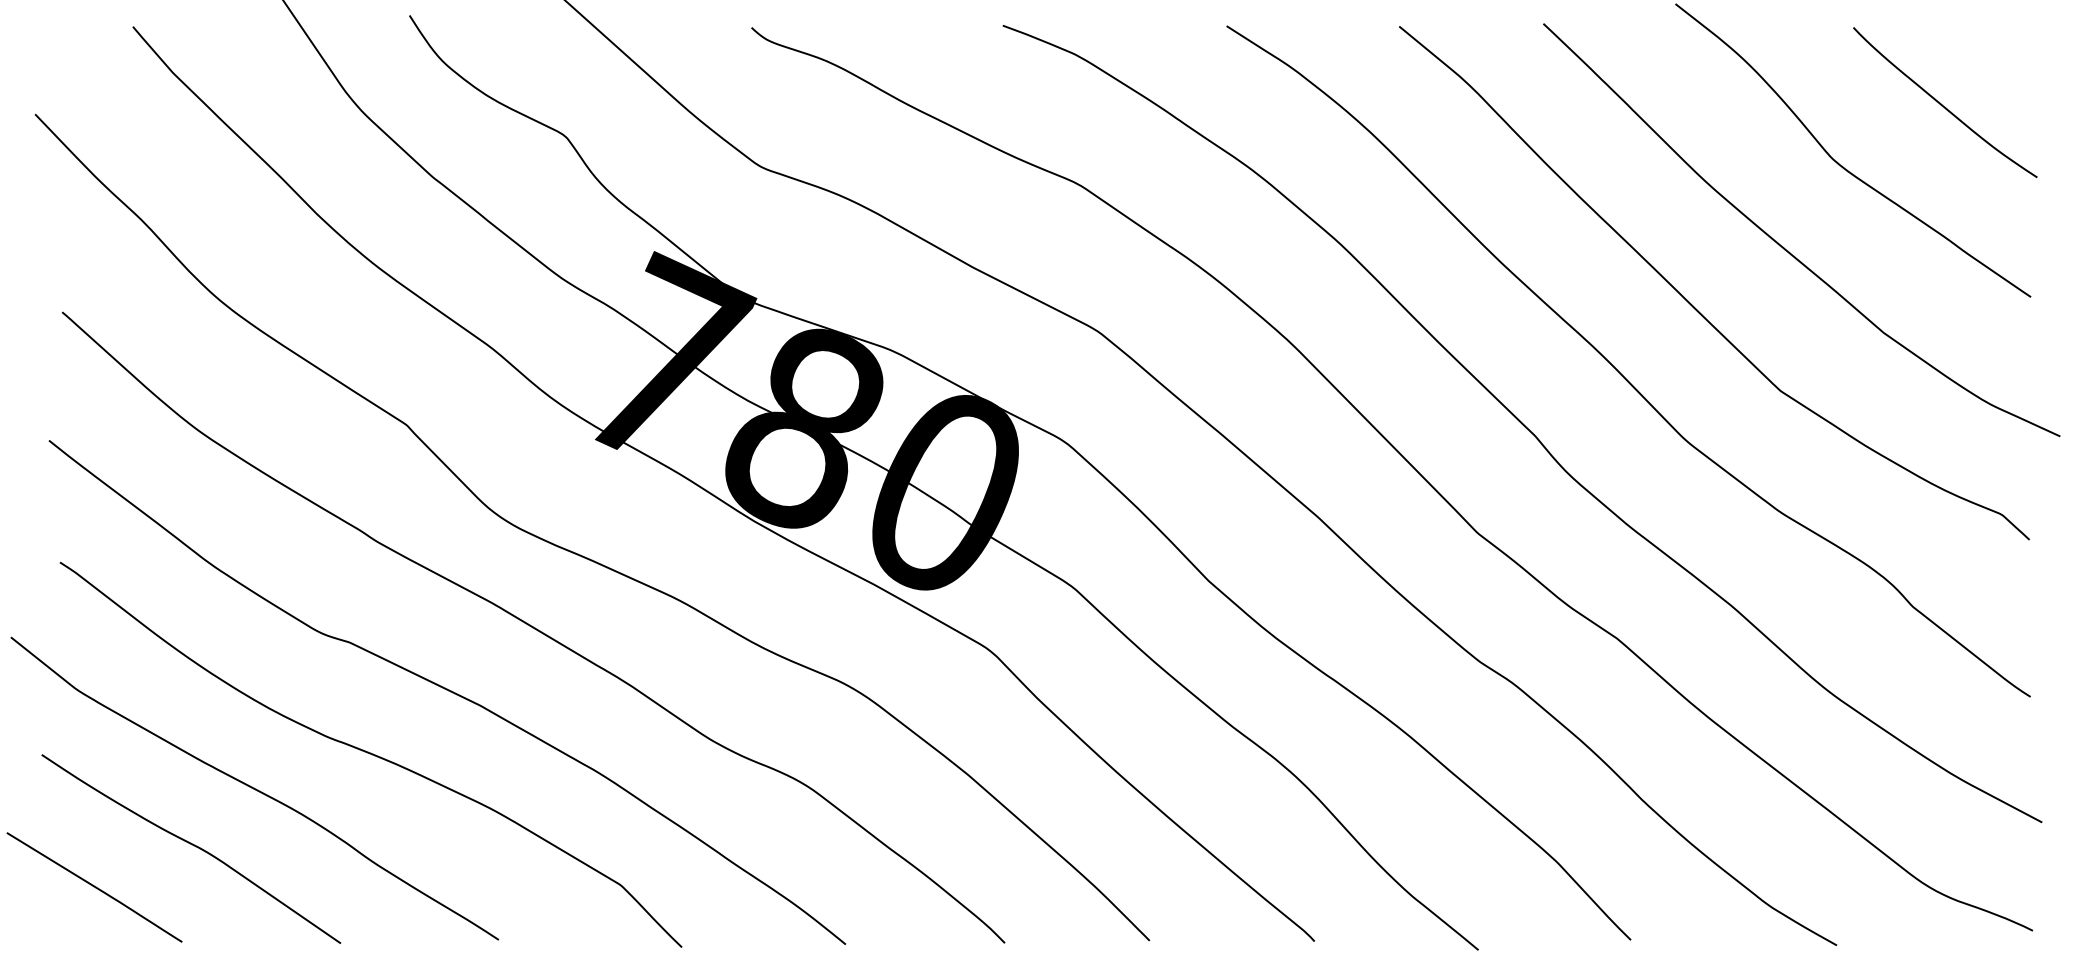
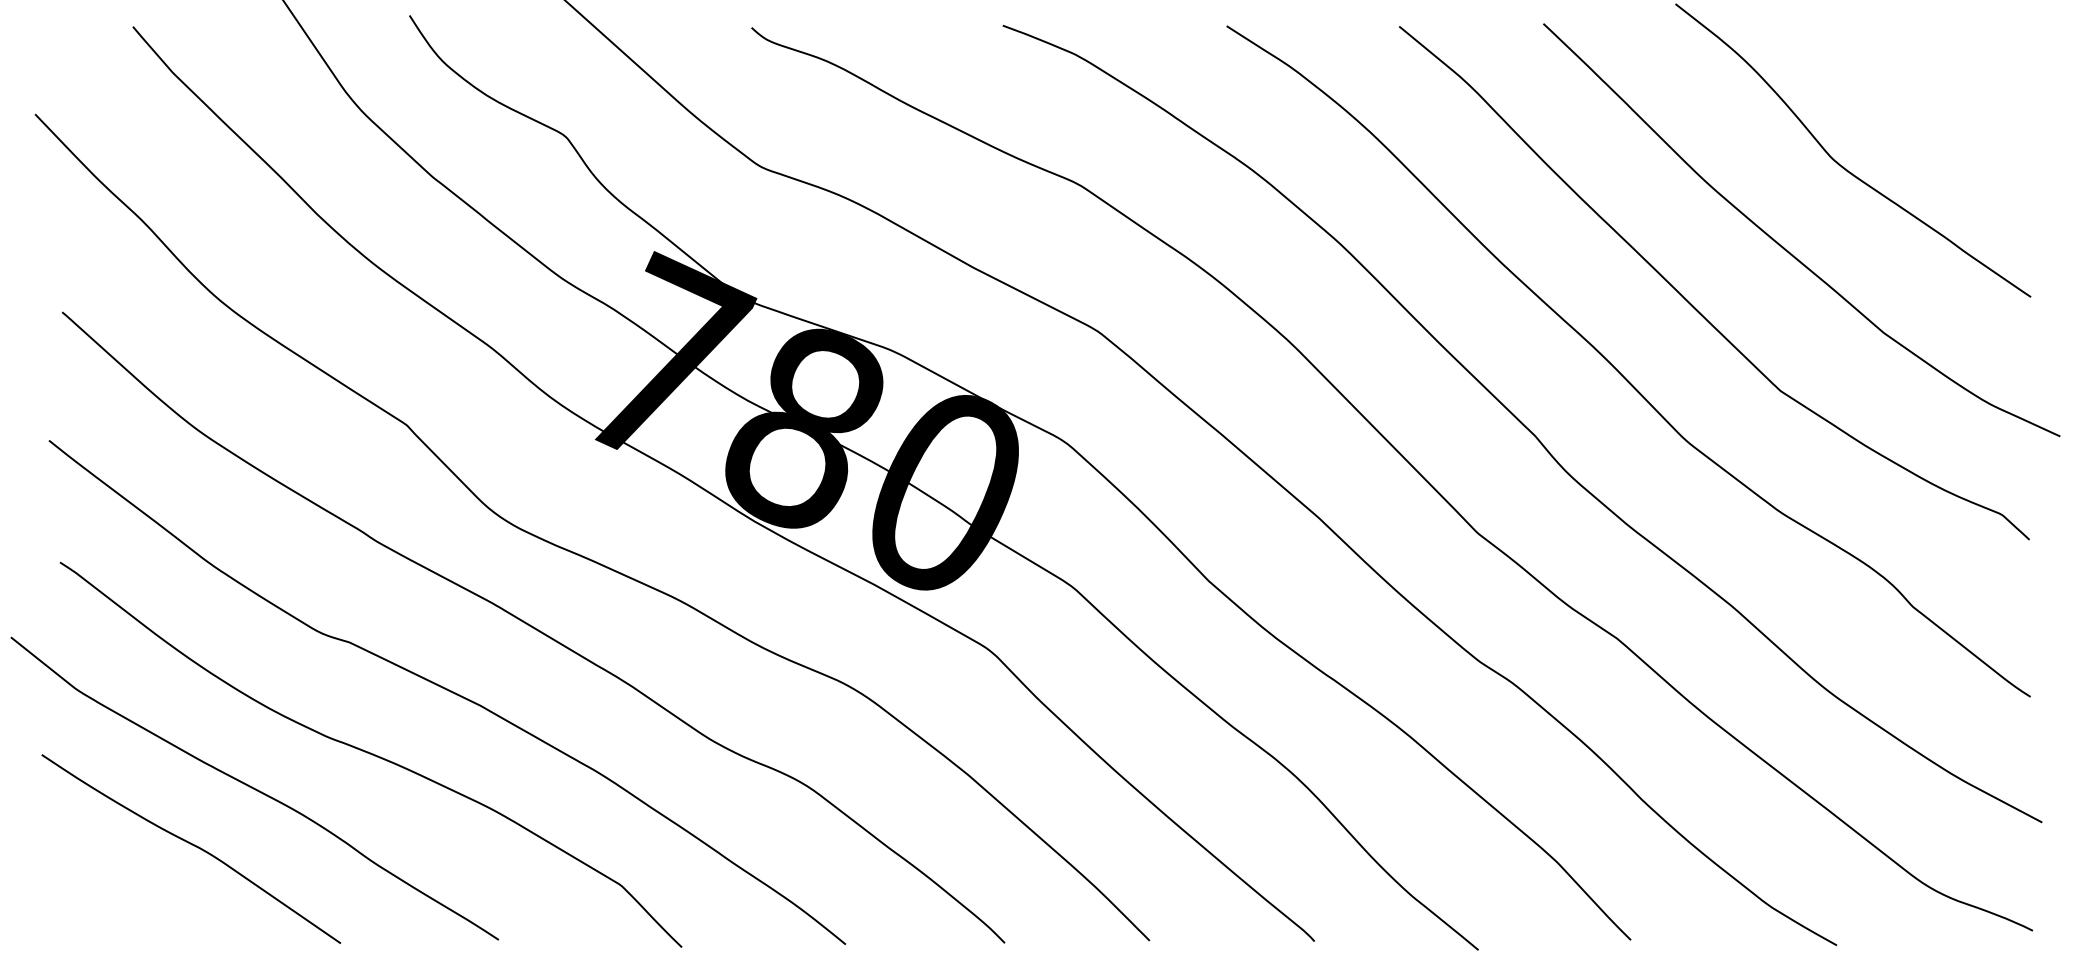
curve: present -> none (1942, 104)
curve: present -> none (94, 887)
